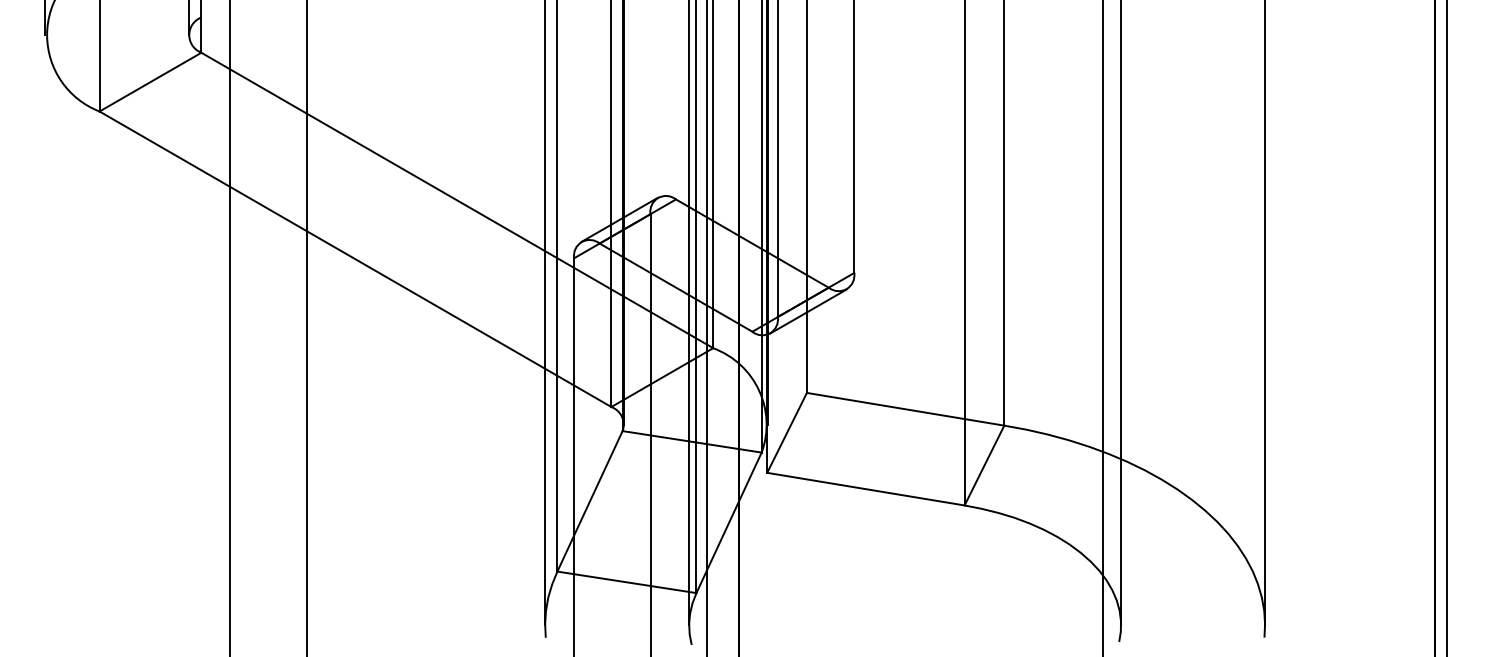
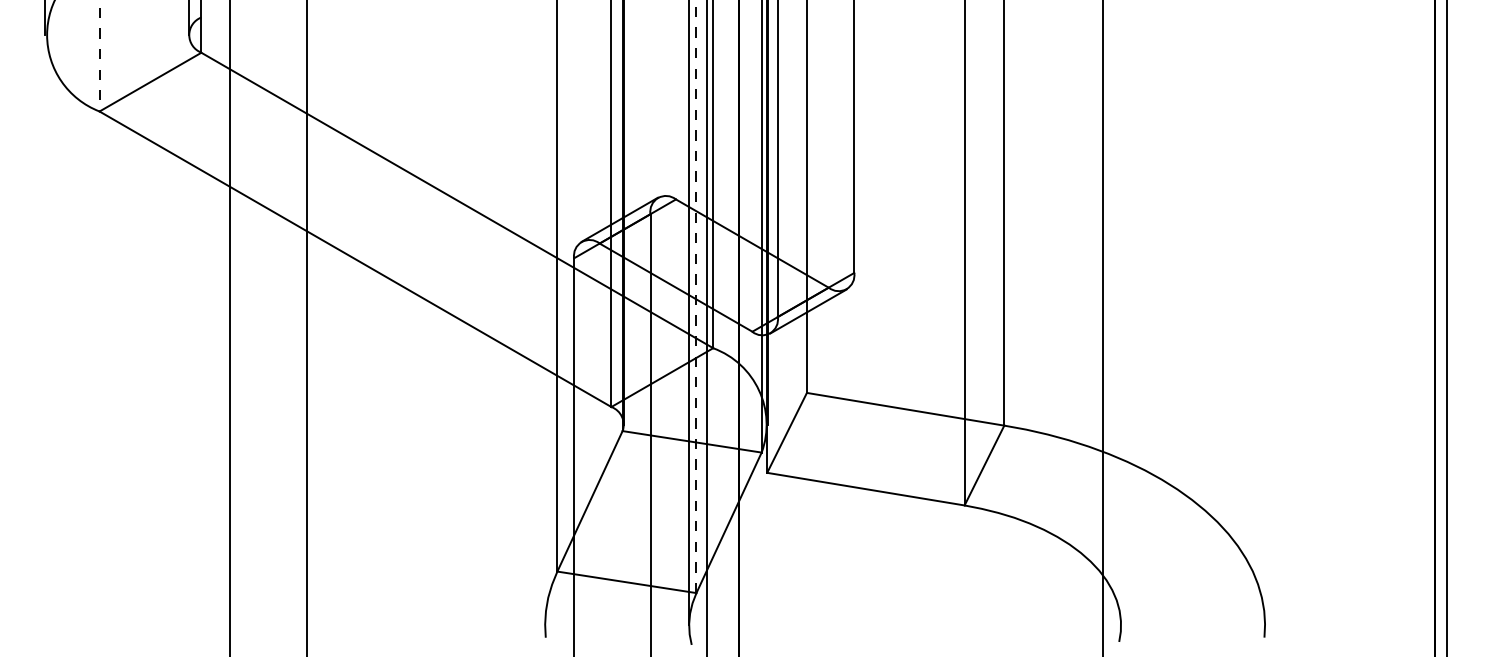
line: solid -> dashed (99, 56)
line: solid -> dashed (696, 296)
line: present -> none (545, 313)
line: present -> none (1121, 313)
line: present -> none (1265, 313)
